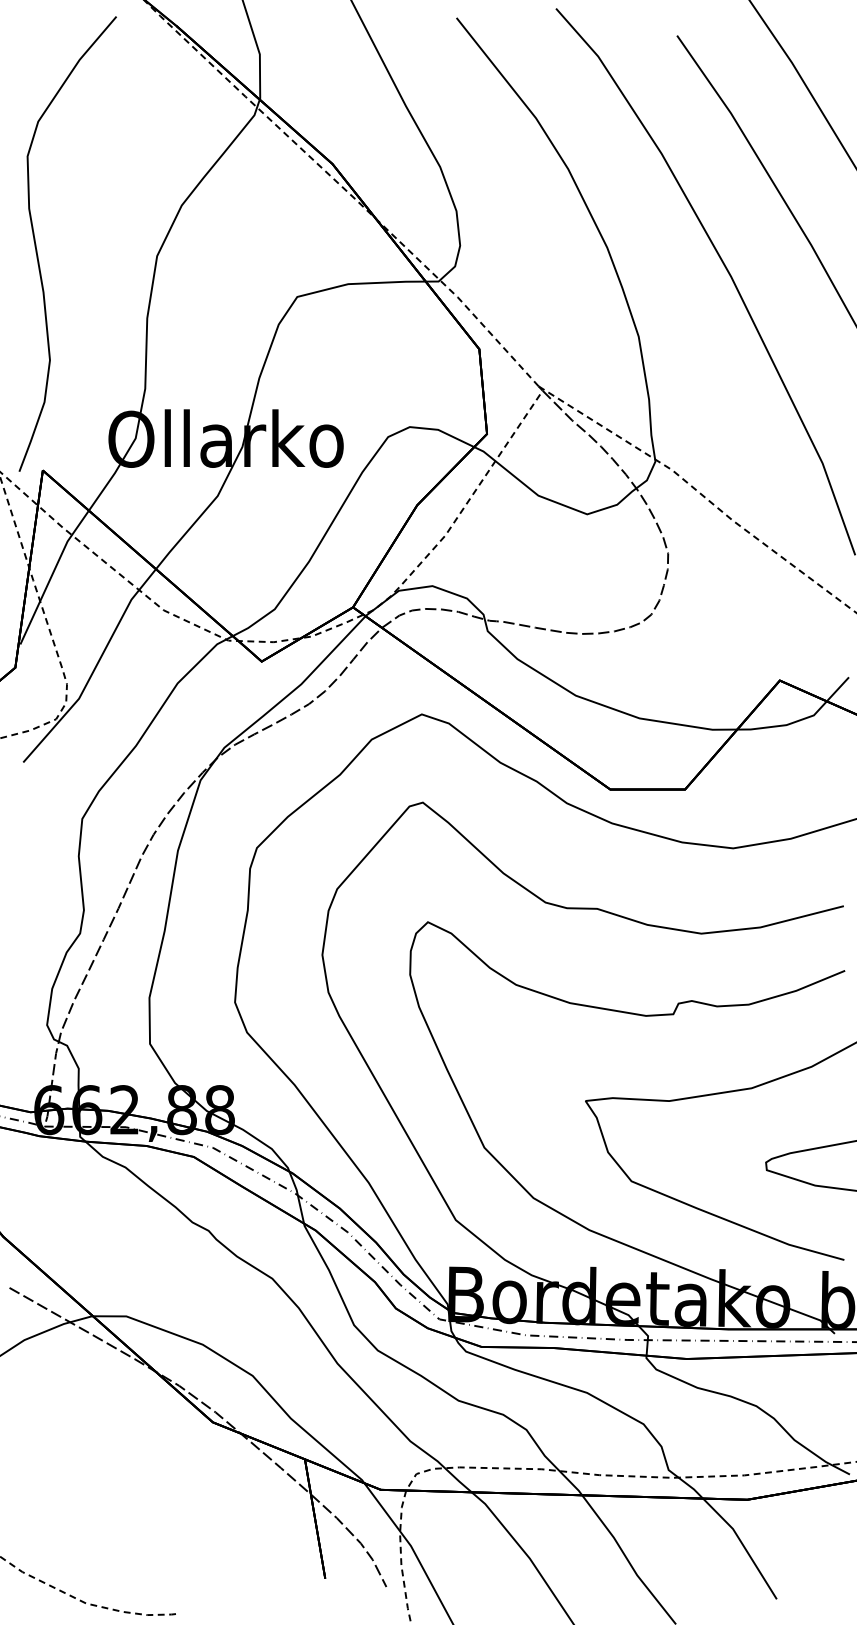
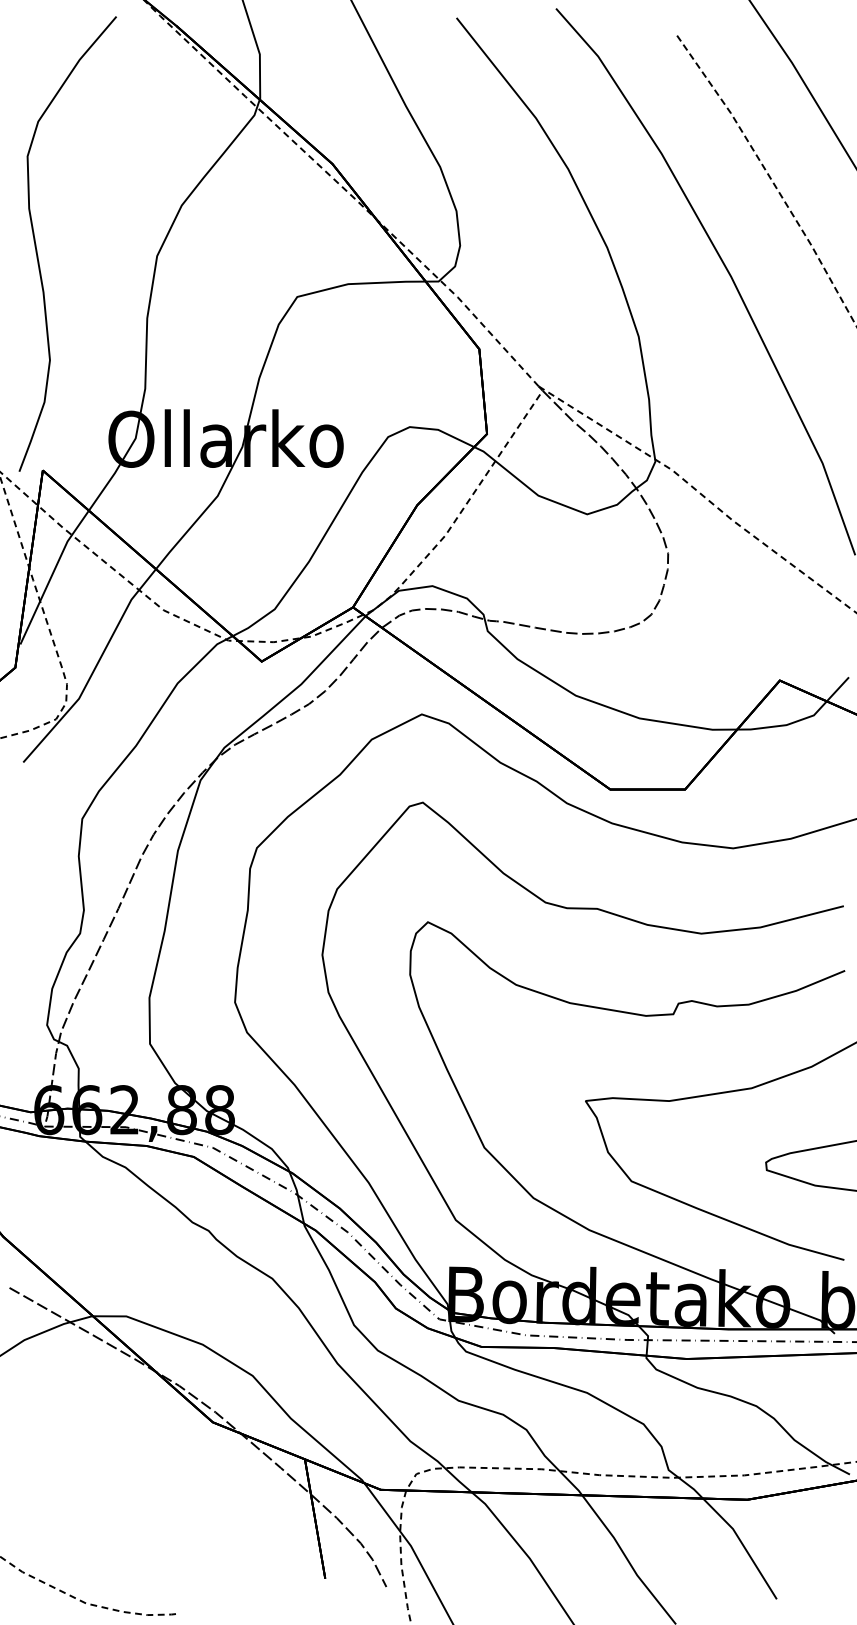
line: solid -> dashed (770, 178)
